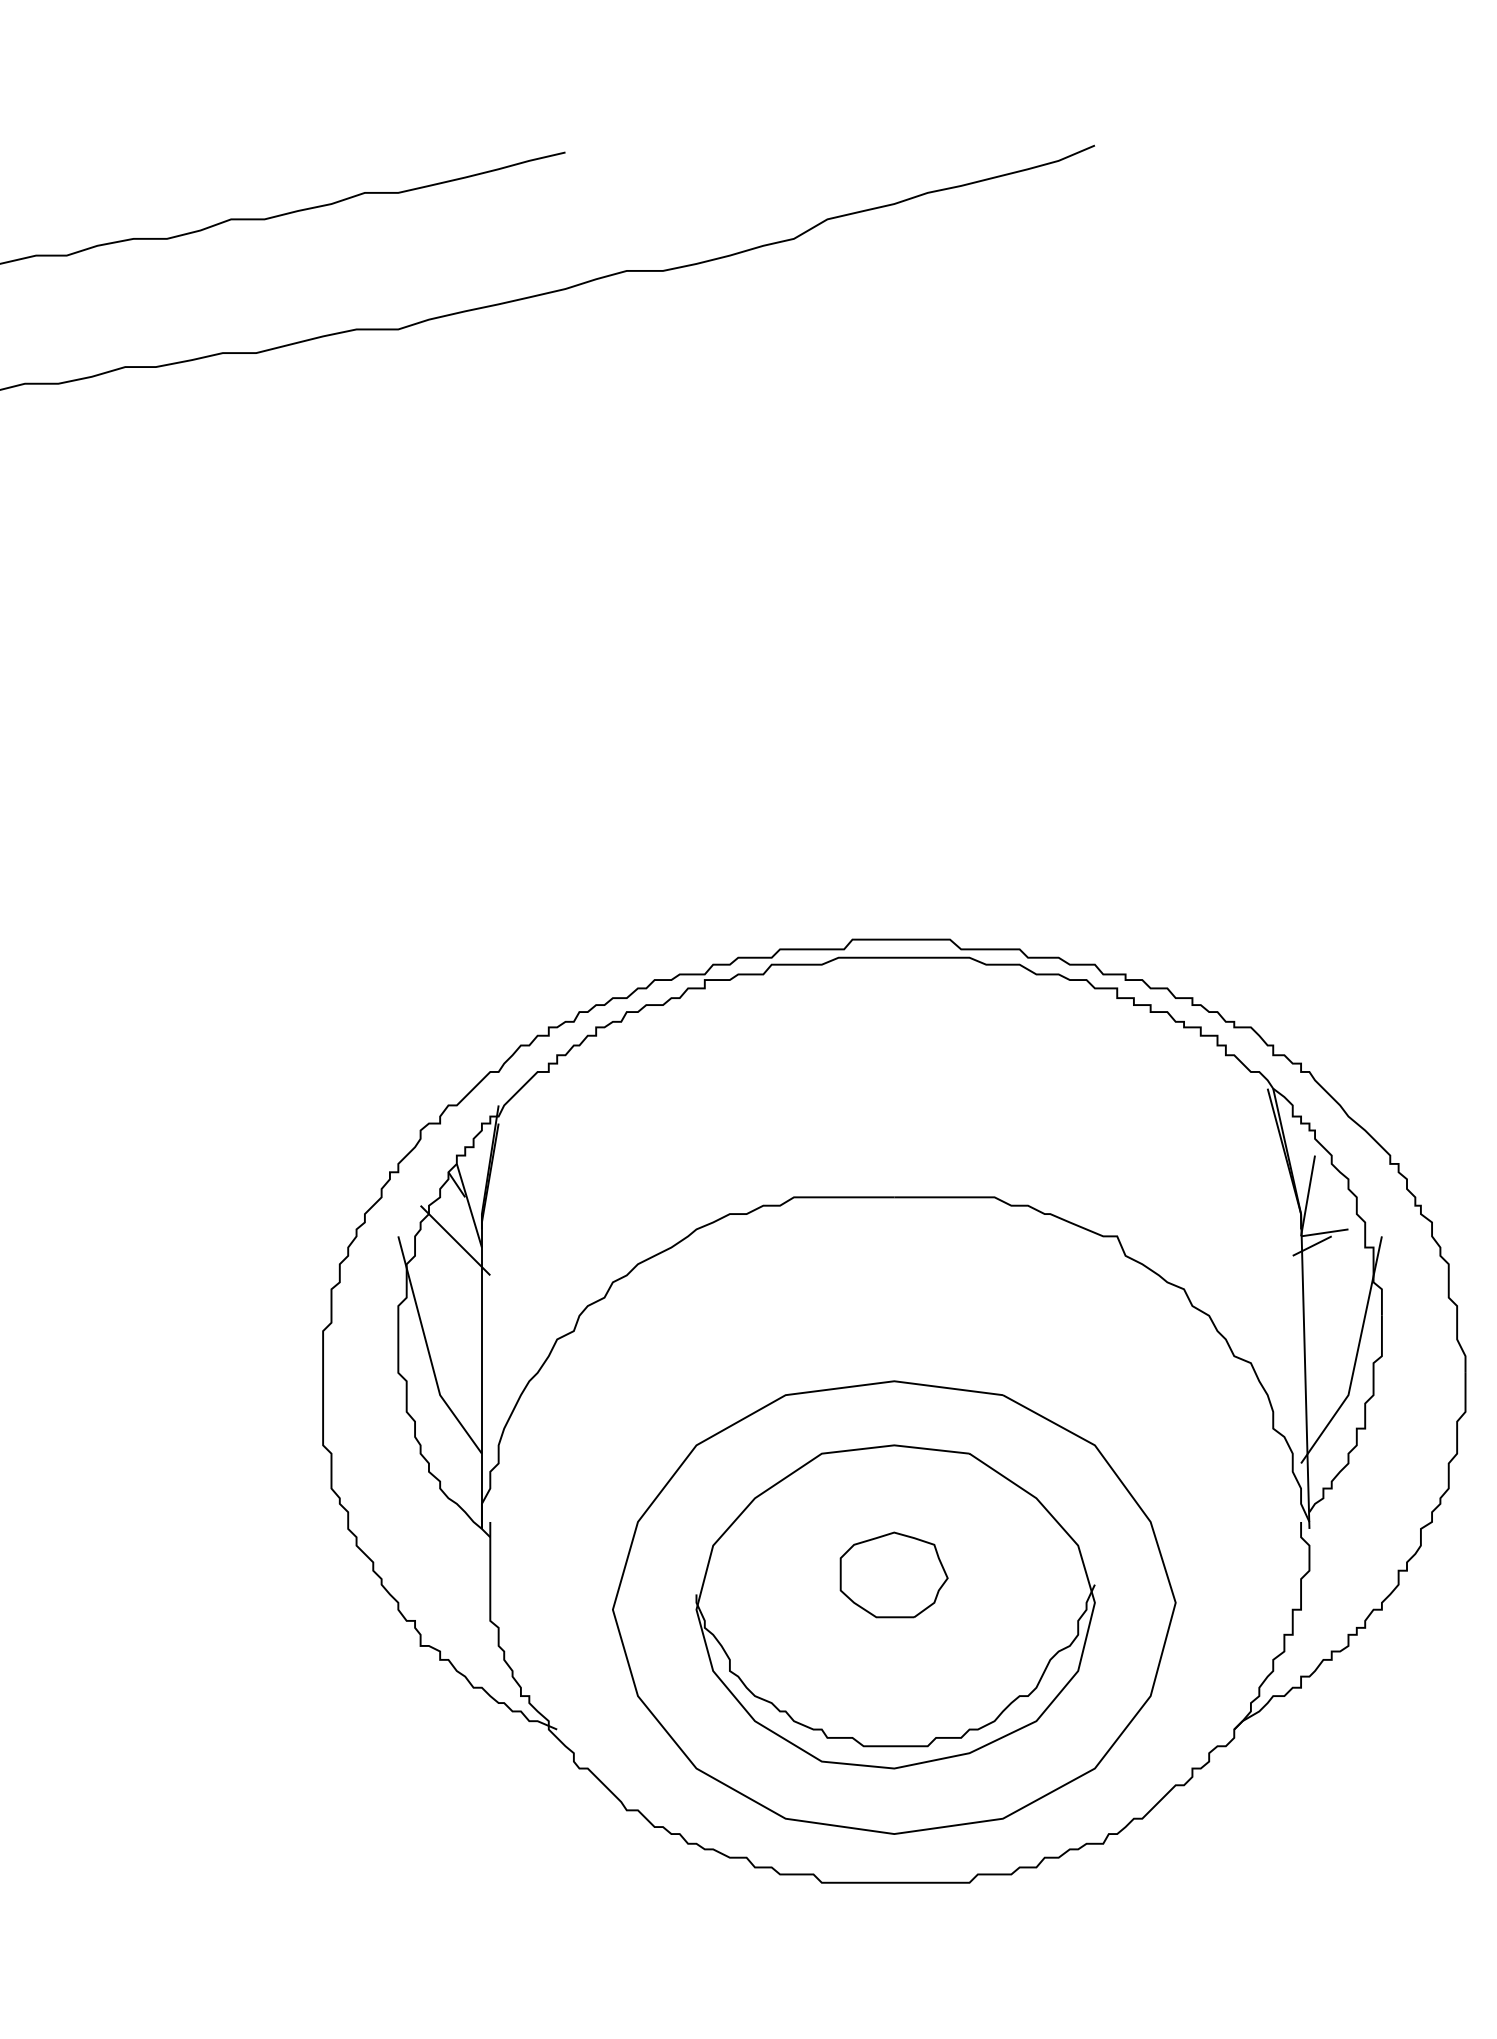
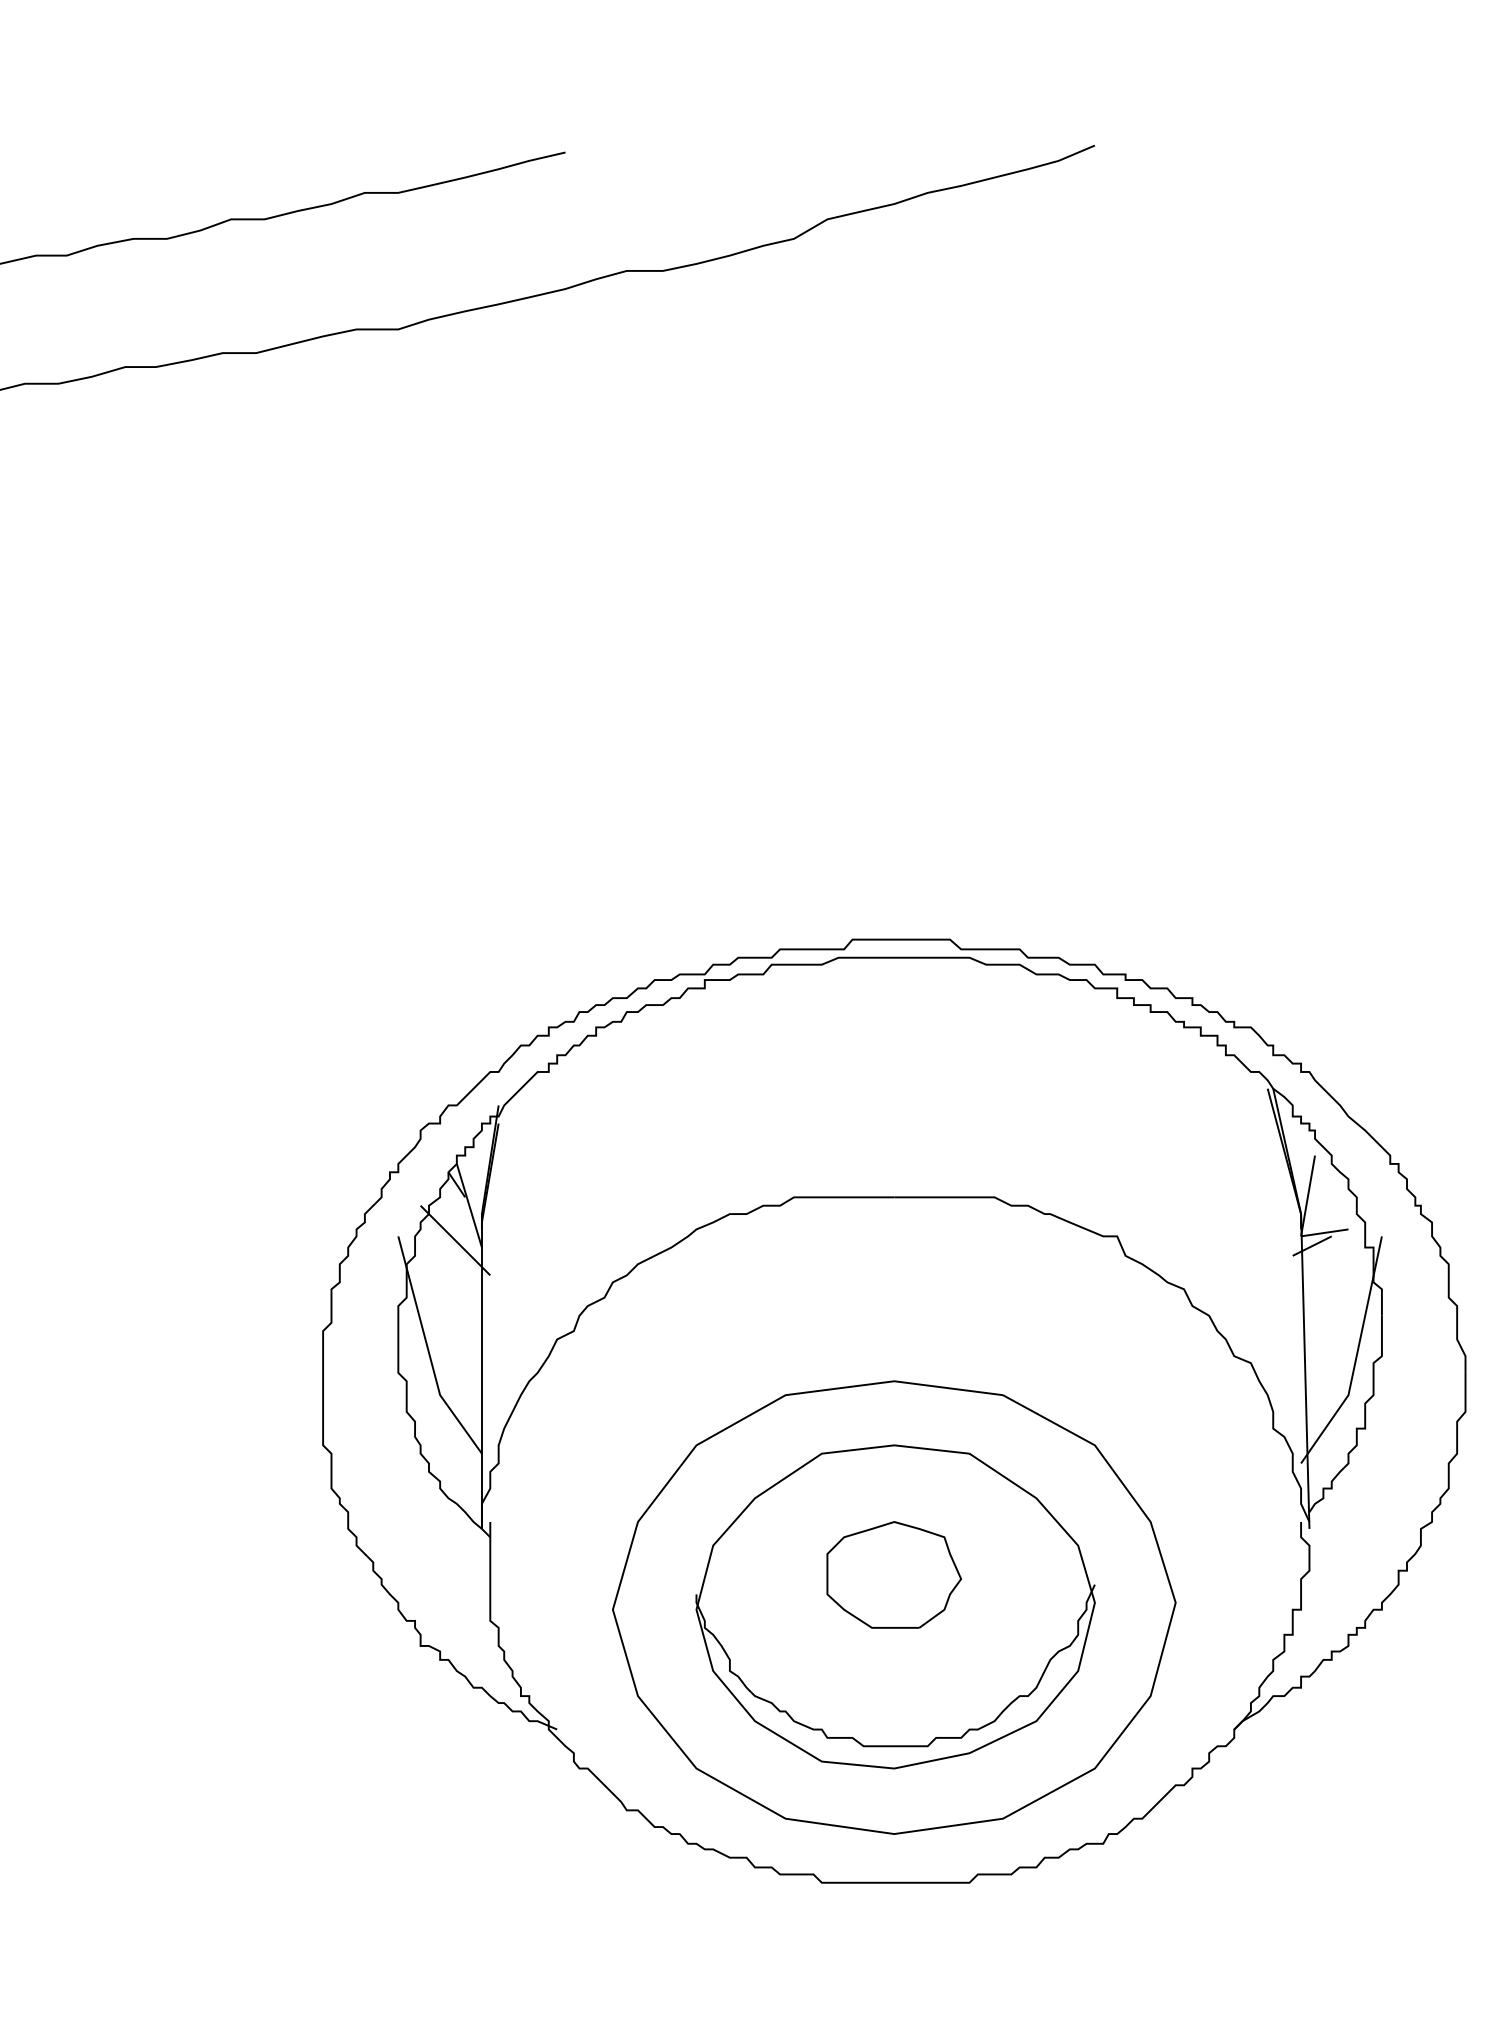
part size: 110x88 px -> 136x108 px (893, 1574)
